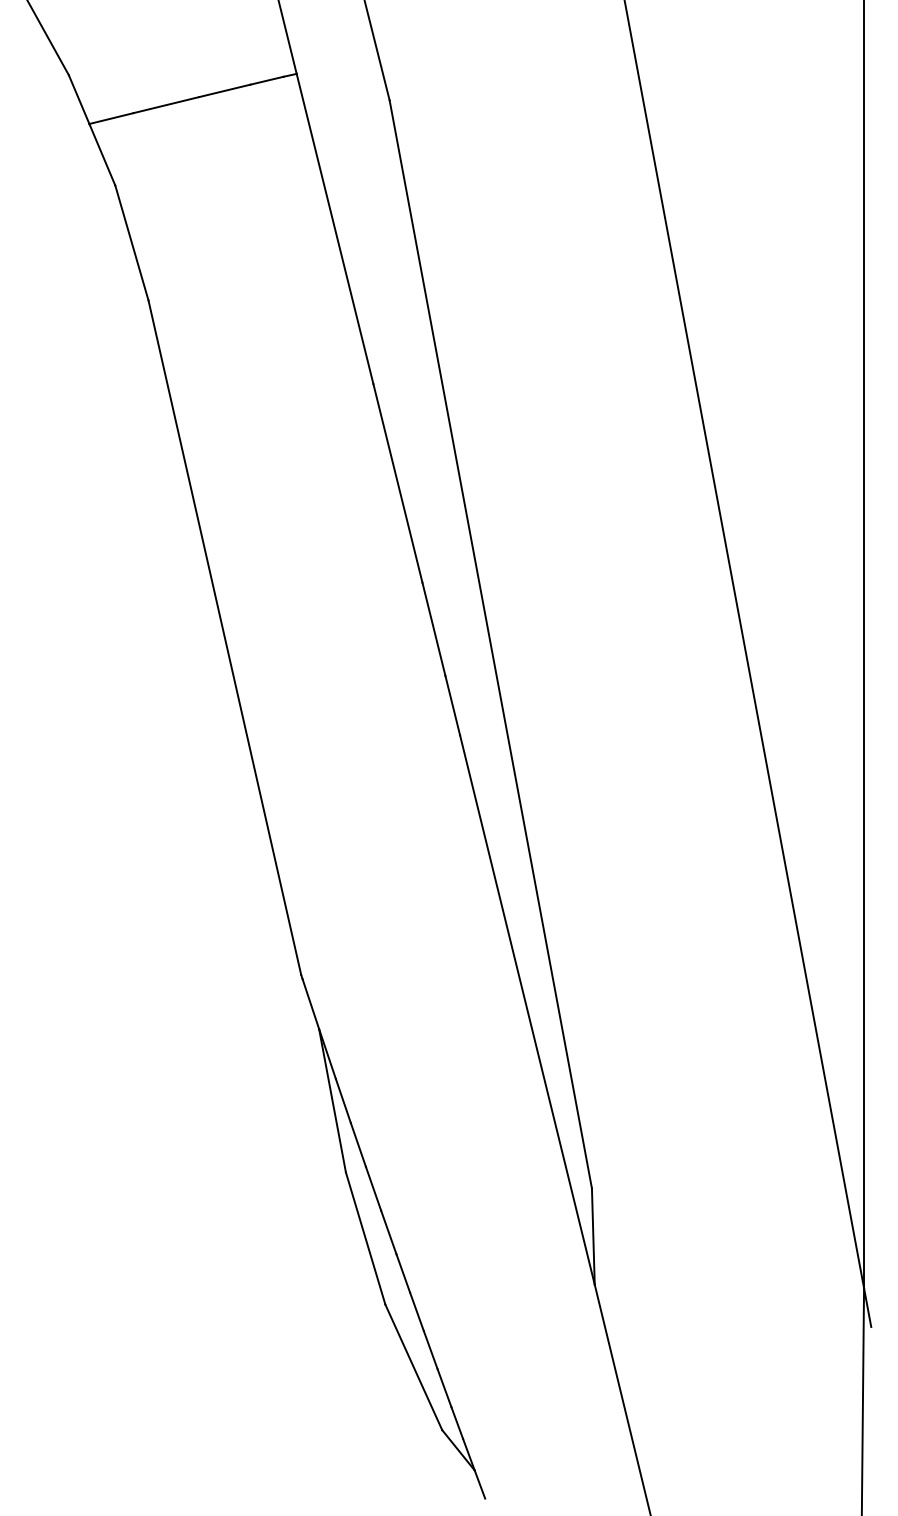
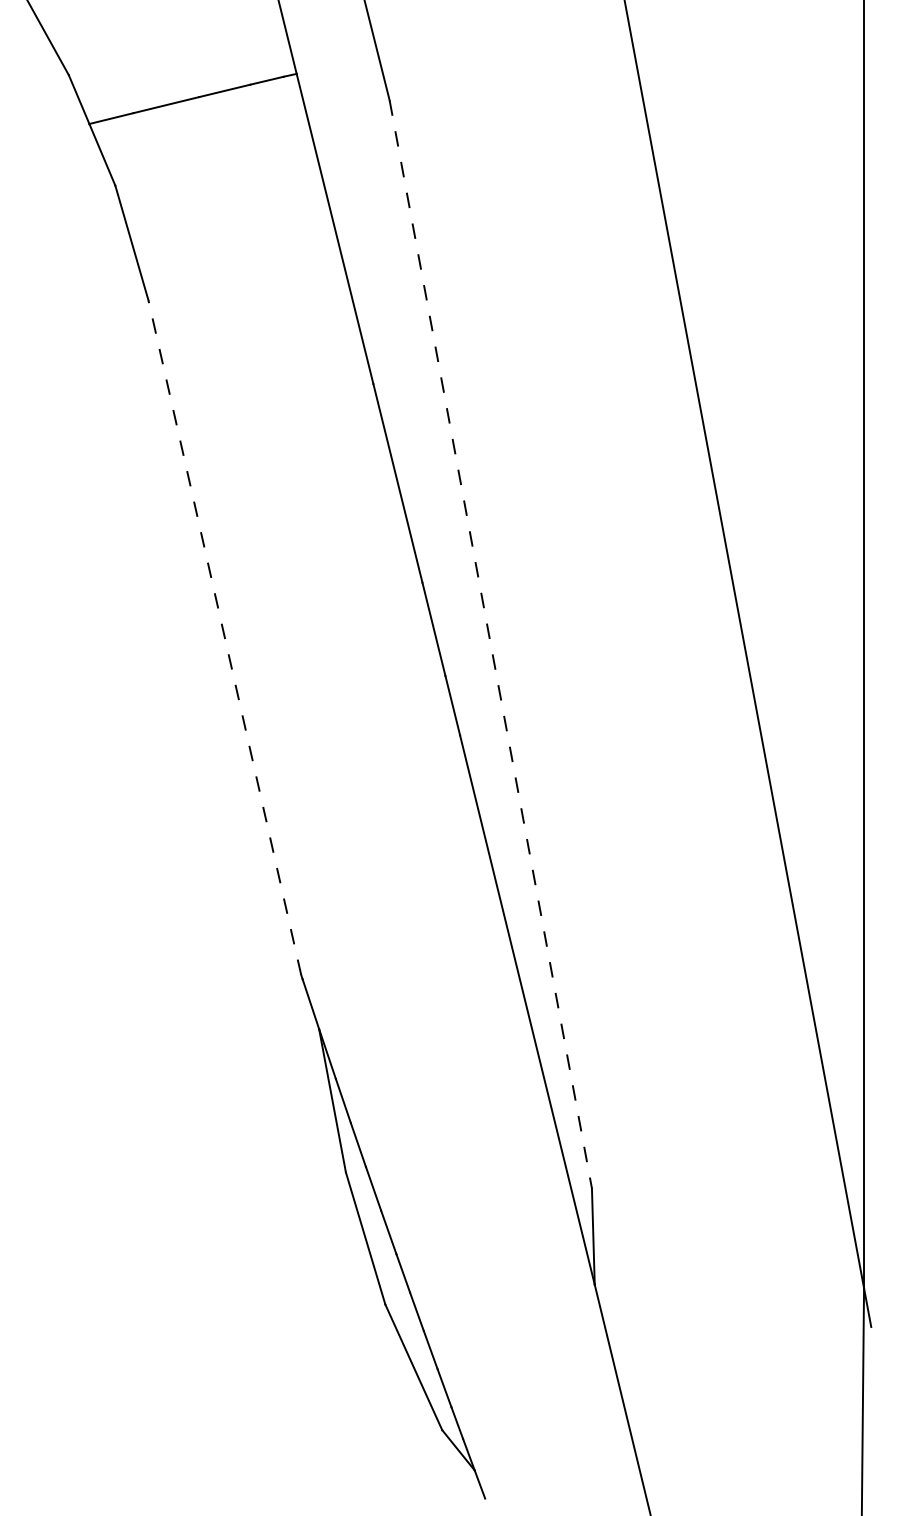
line: solid -> dashed (224, 637)
line: solid -> dashed (490, 644)
